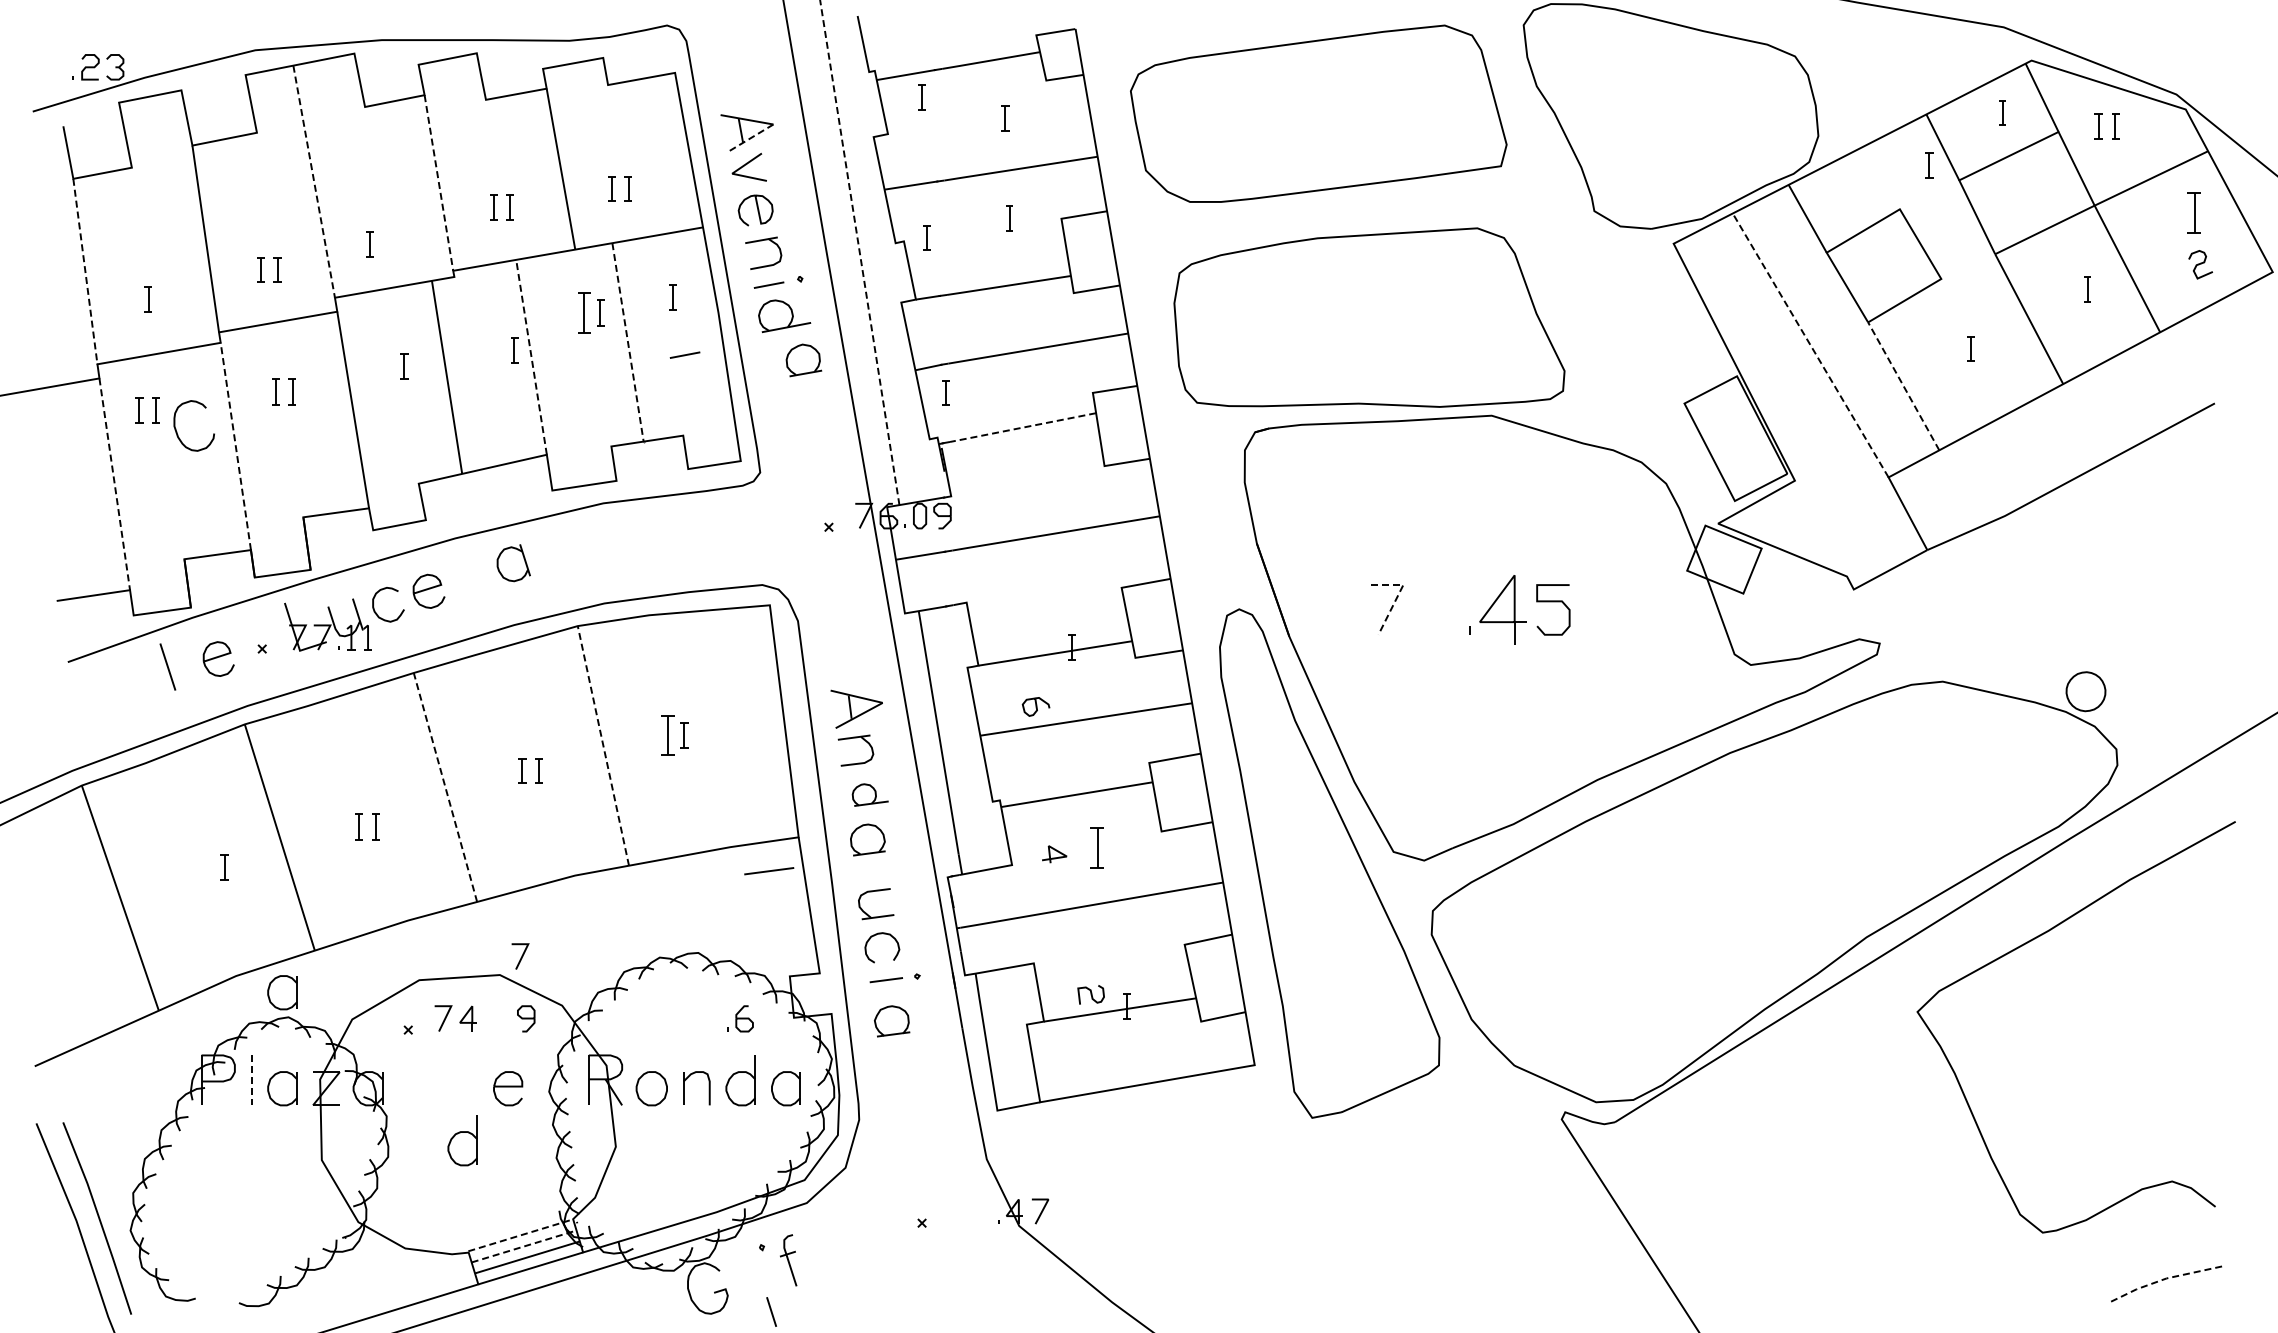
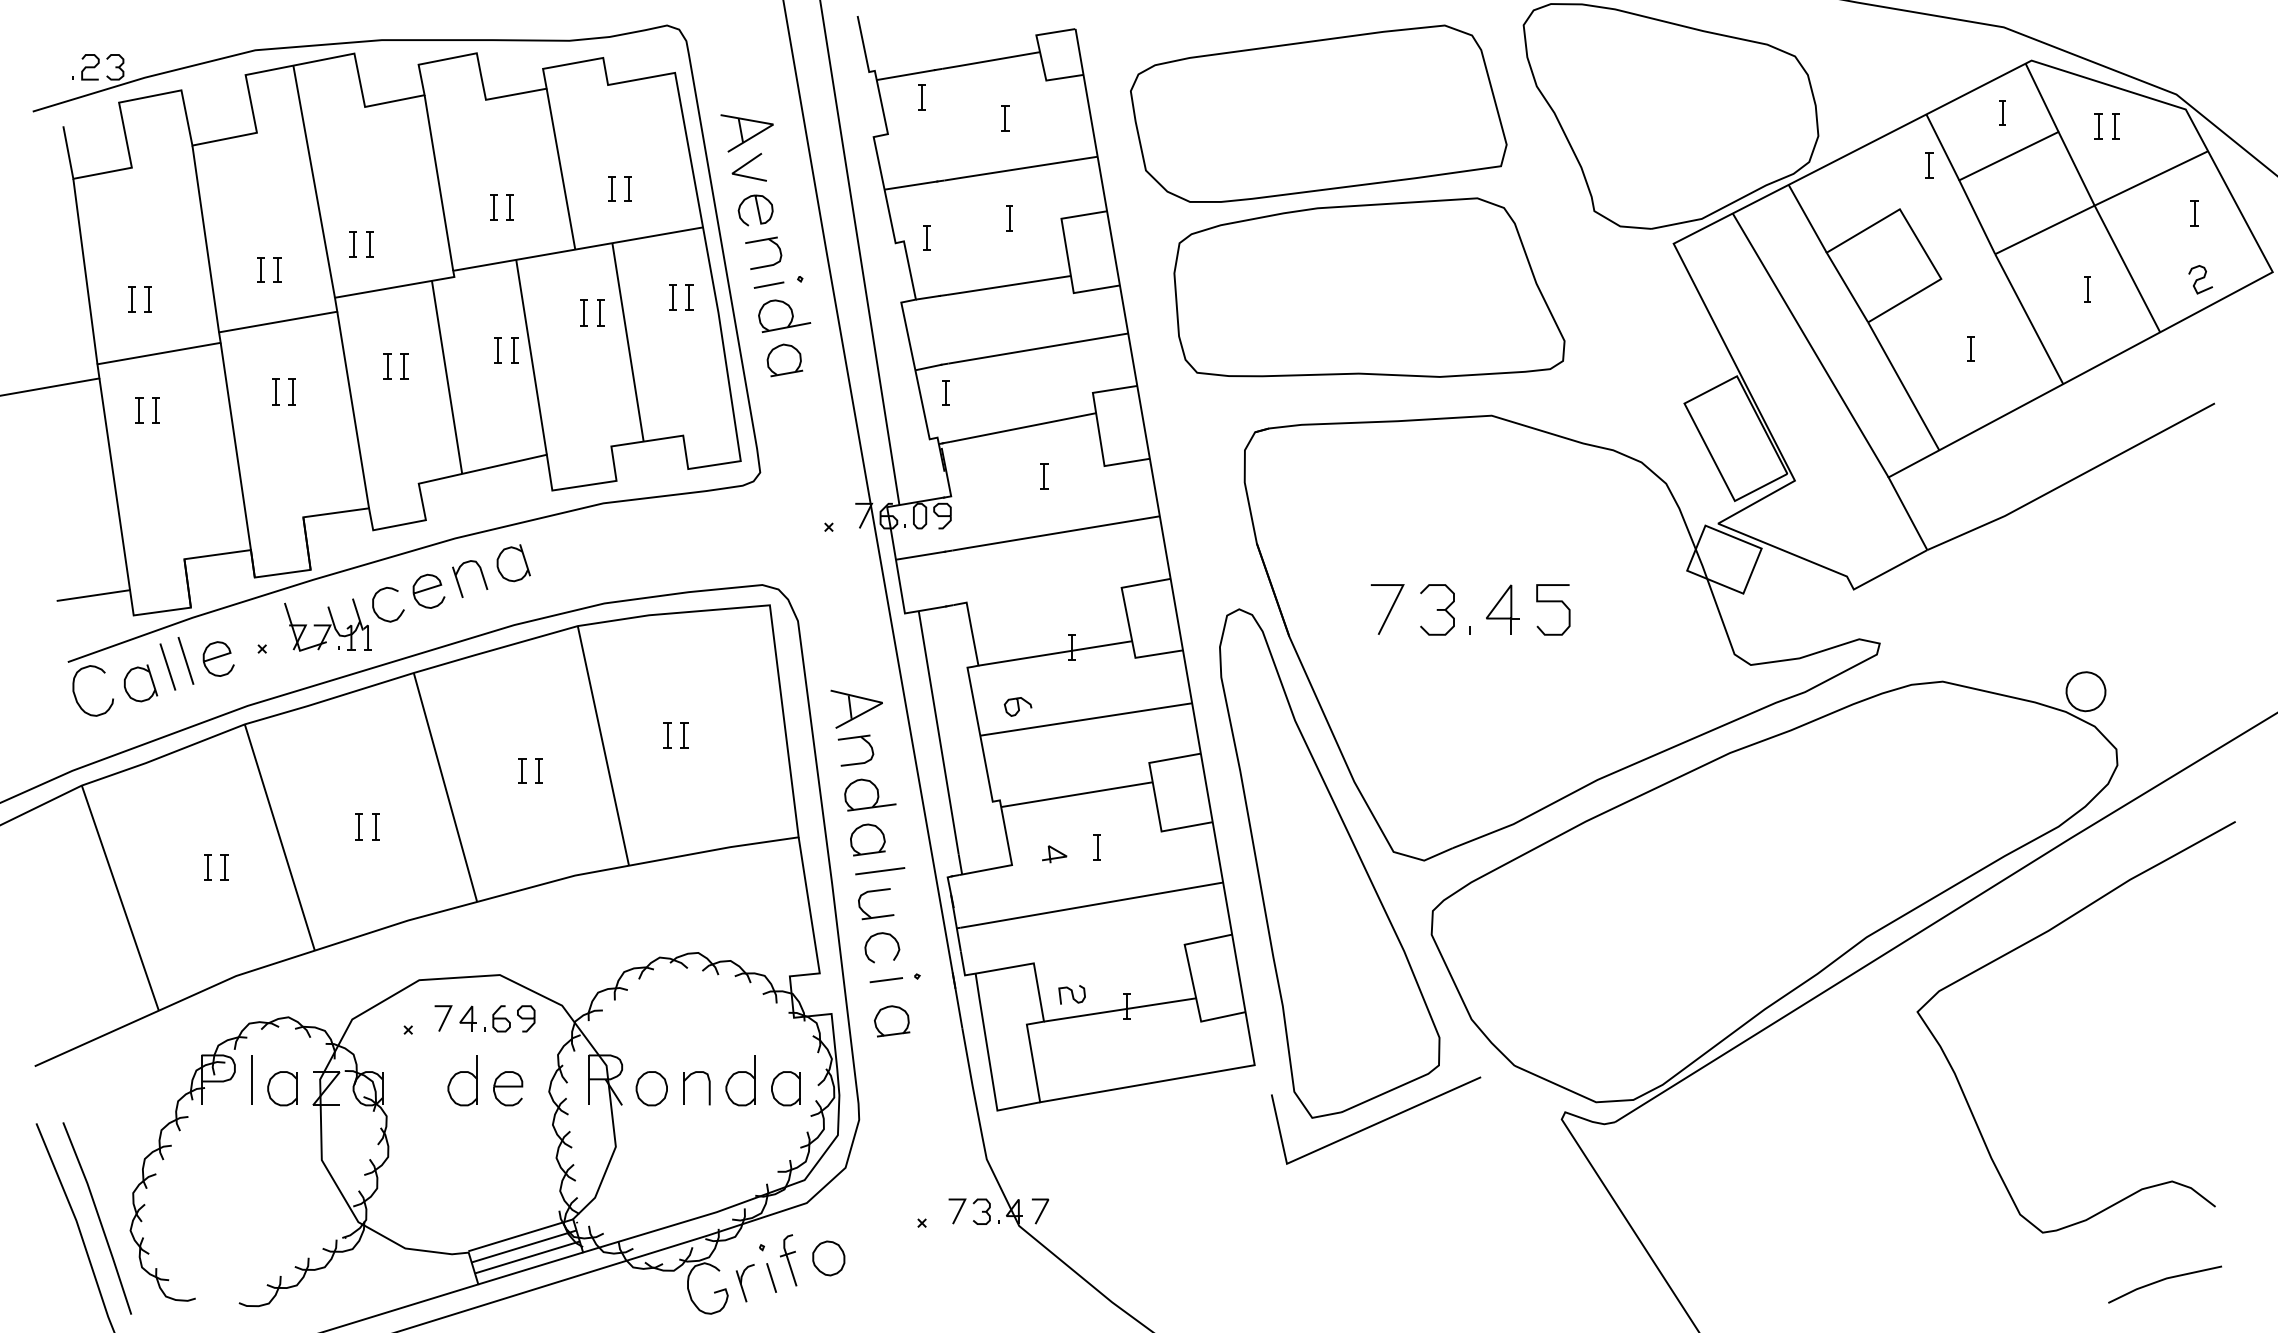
line: dashed -> solid (750, 138)
line: dashed -> solid (314, 181)
line: dashed -> solid (438, 183)
part size: 14x42 px -> 9x27 px (2194, 213)
part: none -> present (352, 244)
line: dashed -> solid (859, 253)
curve position: (2200, 264) -> (2200, 279) (2200, 279)
line: dashed -> solid (85, 271)
part: none -> present (689, 297)
part: none -> present (131, 299)
part size: 13x42 px -> 8x28 px (583, 312)
part position: (1369, 317) -> (1369, 287) (1369, 287)
line: dashed -> solid (628, 343)
line: dashed -> solid (1809, 344)
part: none -> present (497, 350)
line: present -> none (684, 354)
line: dashed -> solid (531, 357)
part position: (803, 360) -> (784, 360) (784, 360)
part: none -> present (387, 366)
line: dashed -> solid (1903, 385)
line: dashed -> solid (1021, 427)
curve position: (177, 431) -> (76, 696) (76, 696)
line: dashed -> solid (235, 446)
part: none -> present (1044, 476)
line: dashed -> solid (114, 484)
part: none -> present (481, 575)
line: dashed -> solid (1398, 594)
part: none -> present (1437, 609)
part size: 48x70 px -> 34x51 px (1502, 609)
line: none -> present (185, 660)
part: none -> present (141, 683)
part position: (1035, 706) -> (1017, 706) (1017, 706)
part size: 14x41 px -> 9x27 px (667, 735)
line: dashed -> solid (603, 746)
line: dashed -> solid (445, 788)
part size: 38x24 px -> 53x34 px (870, 794)
part size: 14x42 px -> 8x27 px (1096, 847)
part: none -> present (207, 867)
line position: (769, 871) -> (880, 871) (880, 871)
line: present -> none (521, 956)
part: present -> none (282, 992)
curve position: (1090, 994) -> (1071, 994) (1071, 994)
part position: (740, 1018) -> (497, 1018) (497, 1018)
line: dashed -> solid (251, 1080)
line: none -> present (1376, 1122)
part position: (462, 1140) -> (462, 1080) (462, 1080)
part: none -> present (973, 1204)
line: dashed -> solid (522, 1234)
line: dashed -> solid (525, 1245)
part: none -> present (828, 1258)
line: dashed -> solid (2162, 1279)
part: none -> present (744, 1283)
line position: (771, 1311) -> (771, 1277) (771, 1277)
